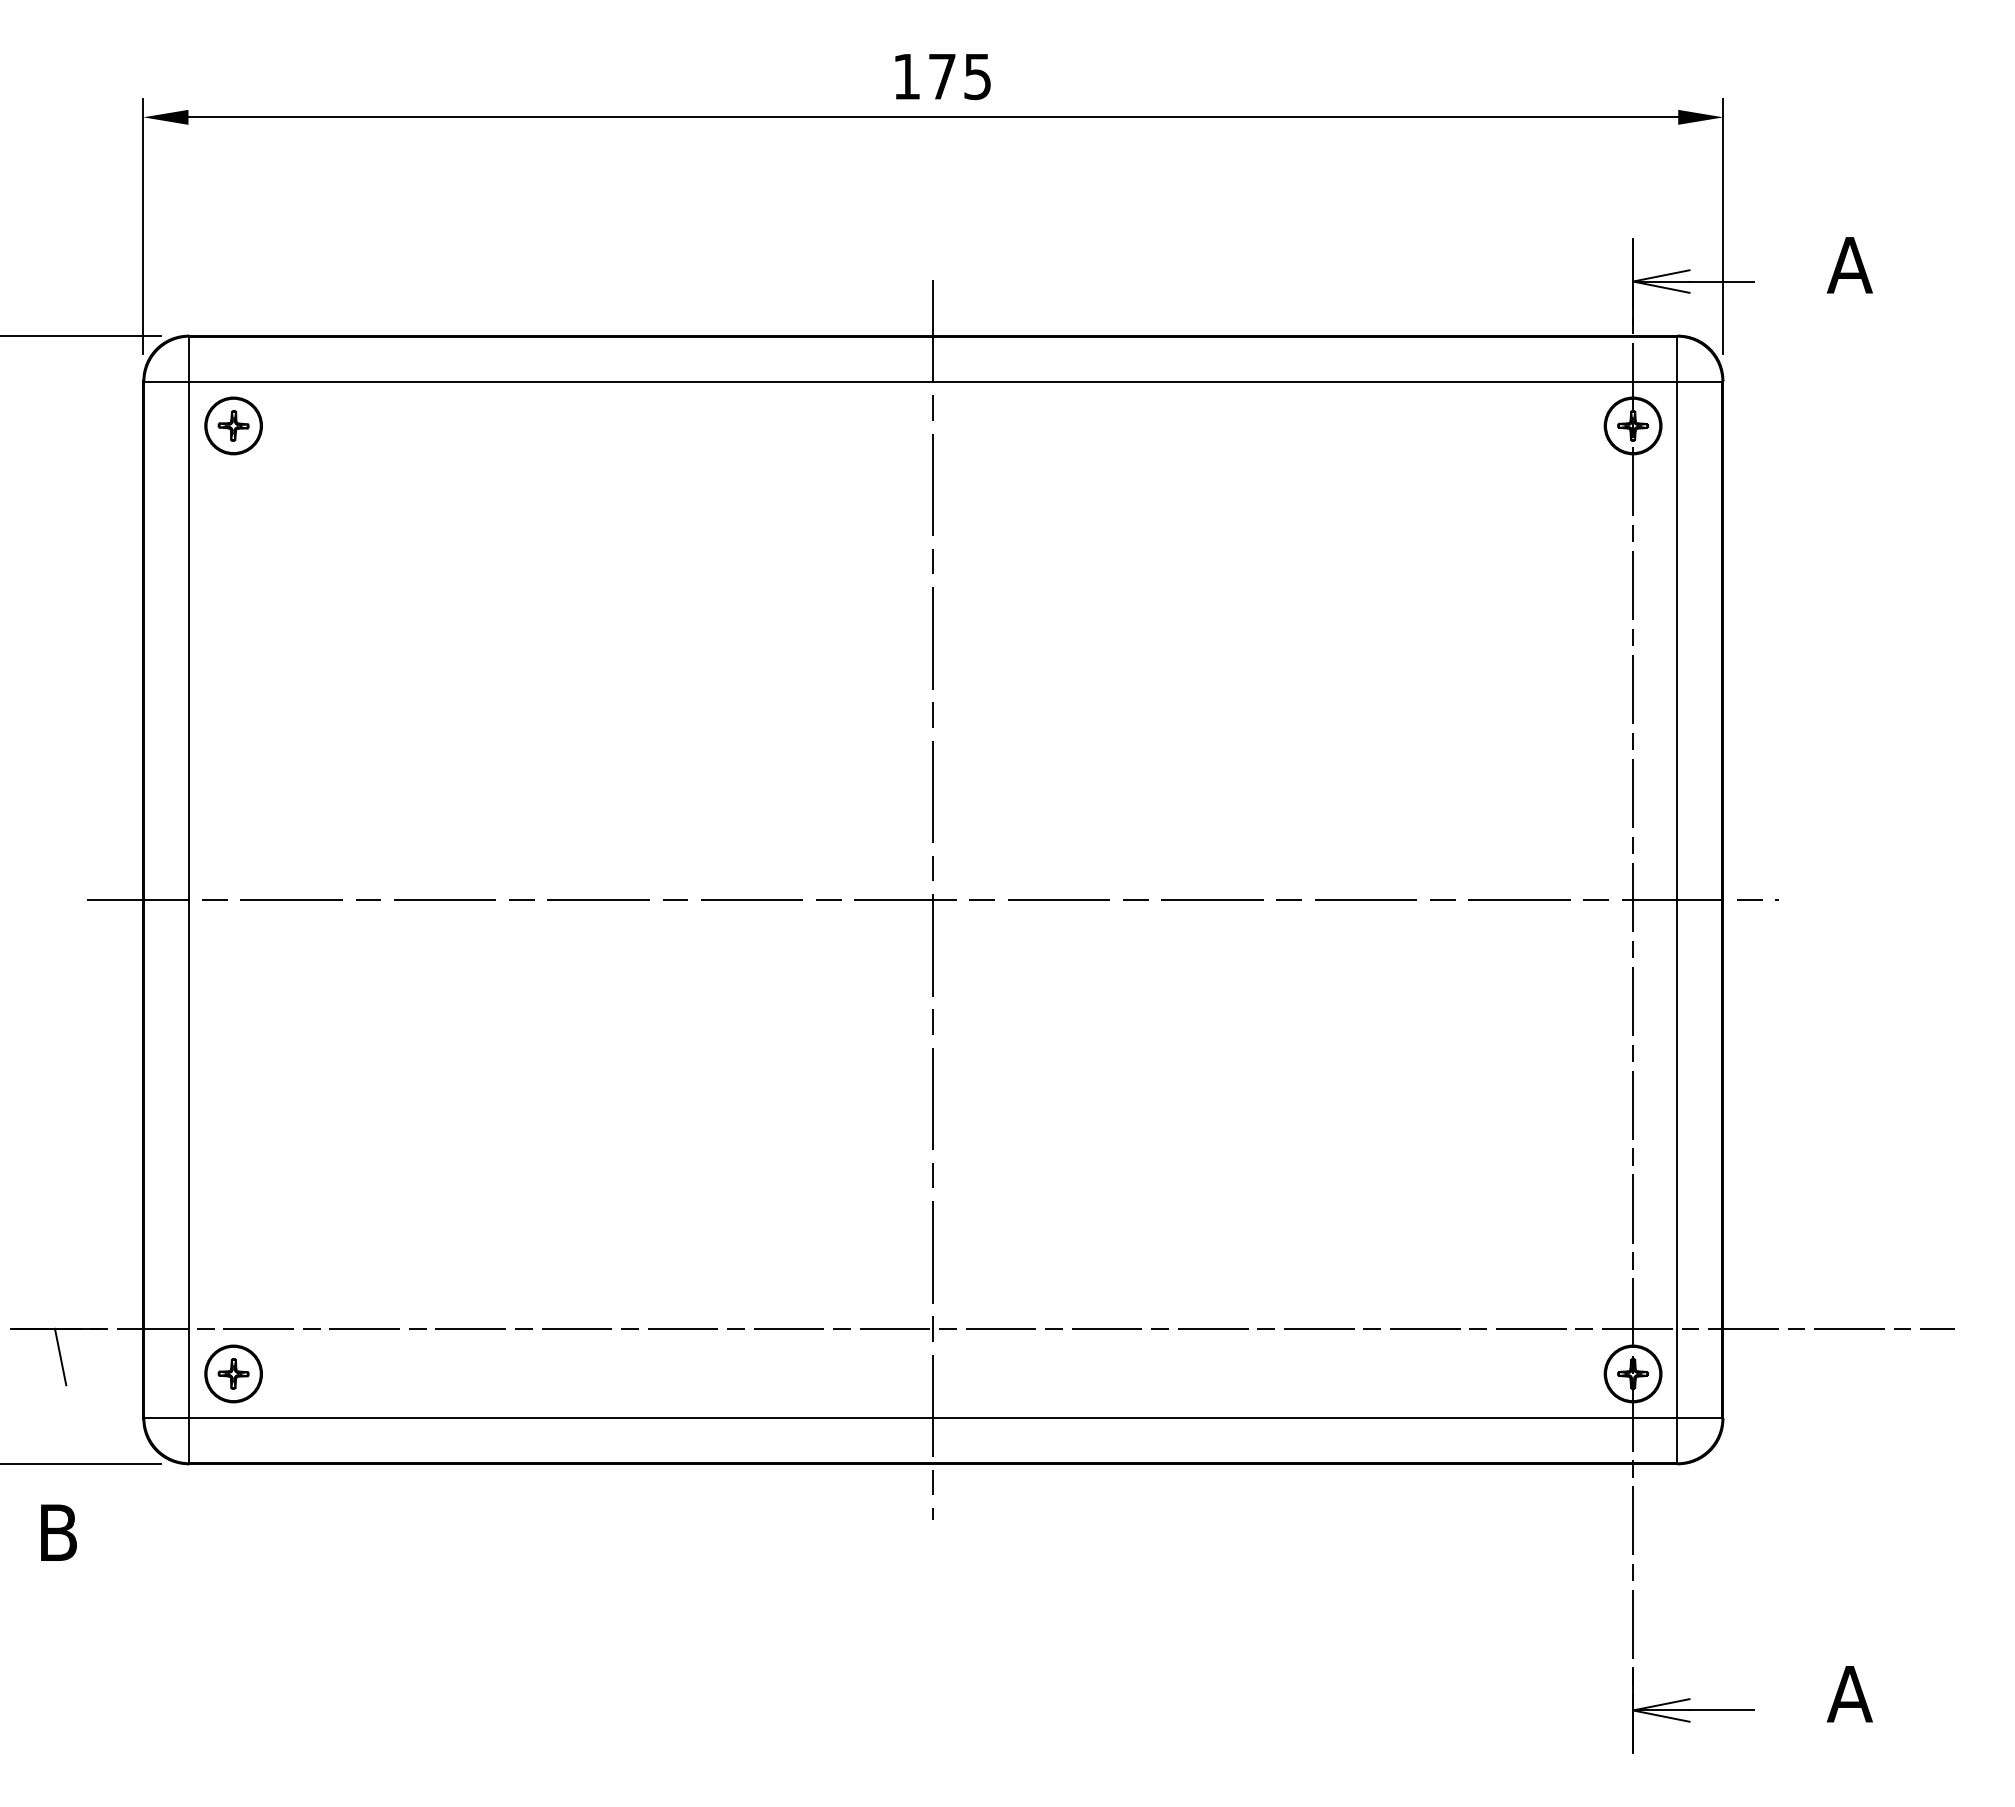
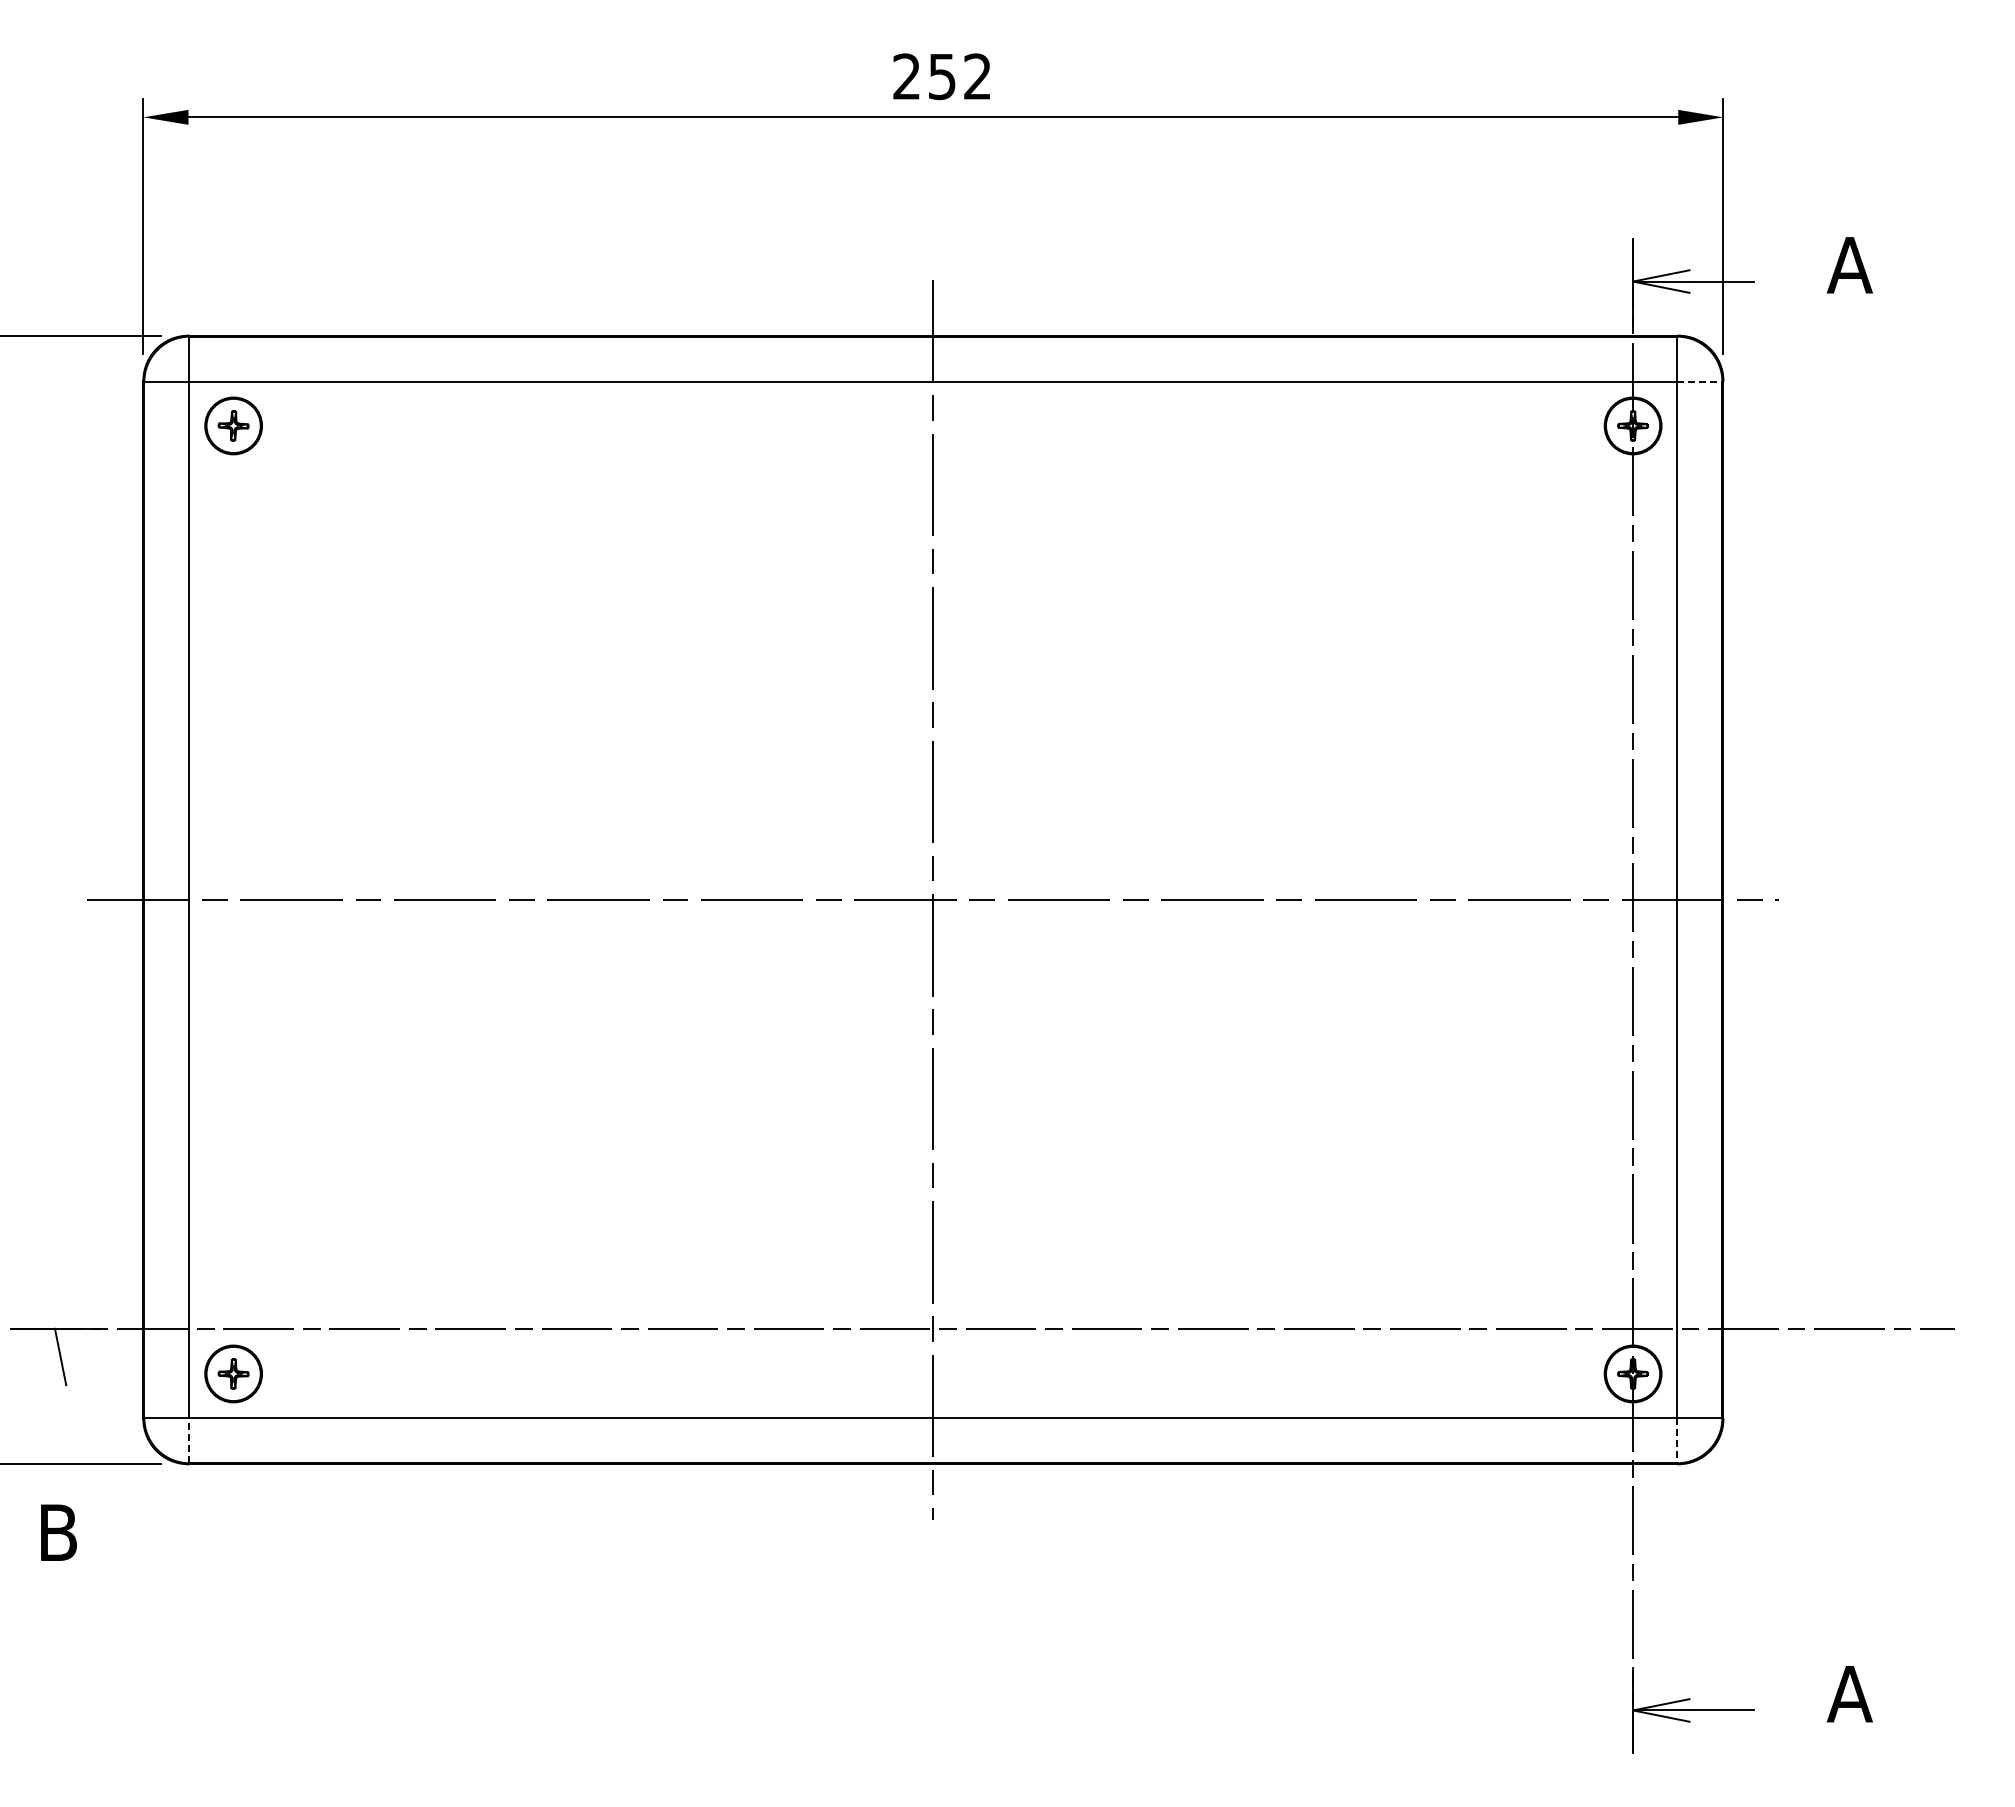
text: 175 -> 252 (941, 76)
line: solid -> dashed (1699, 381)
line: solid -> dashed (189, 1440)
line: solid -> dashed (1677, 1440)
